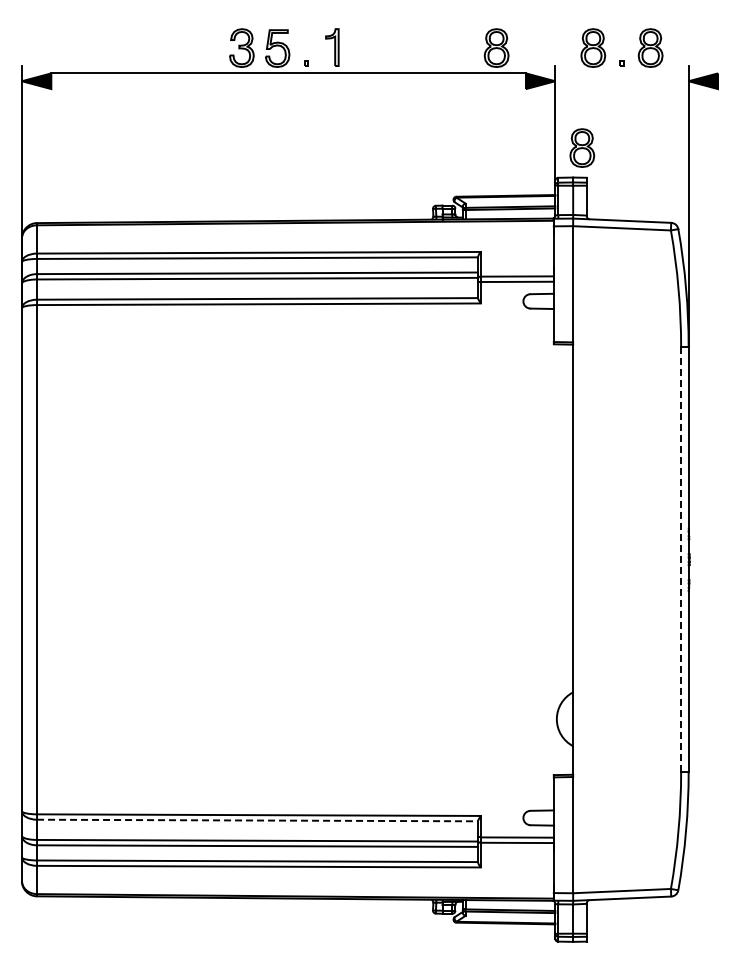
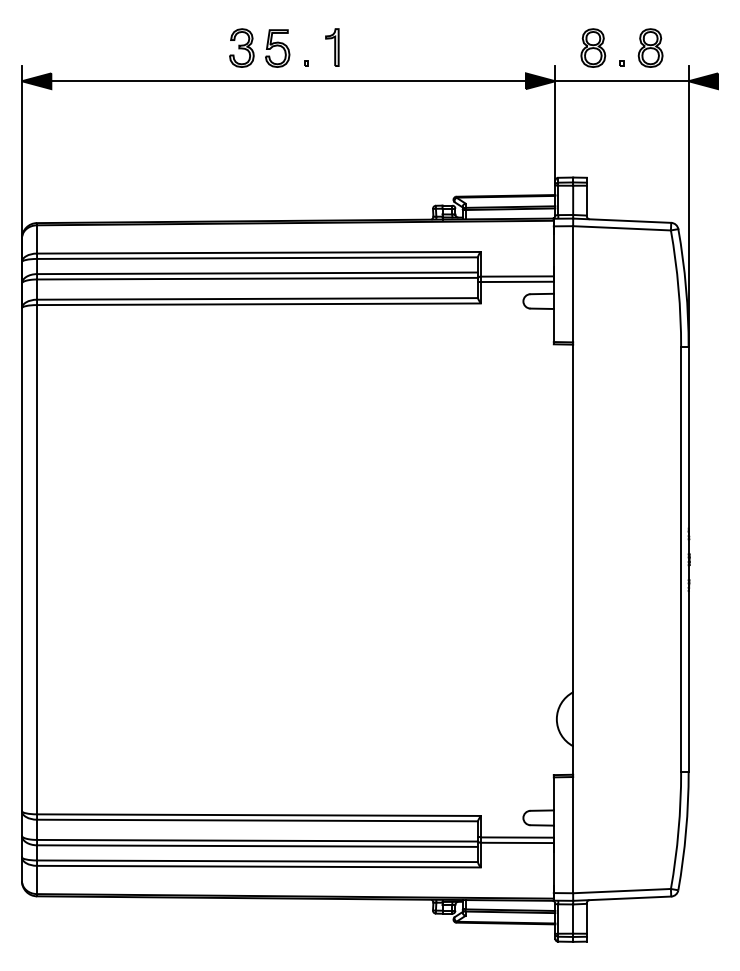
part: present -> none (496, 47)
line position: (288, 73) -> (288, 81) (288, 81)
line: none -> present (621, 81)
part: present -> none (582, 147)
line: dashed -> solid (681, 559)
line: dashed -> solid (257, 820)
